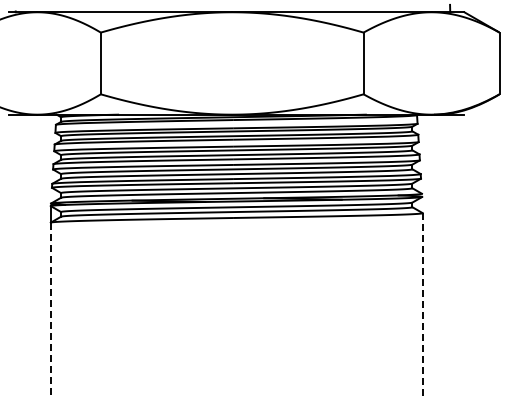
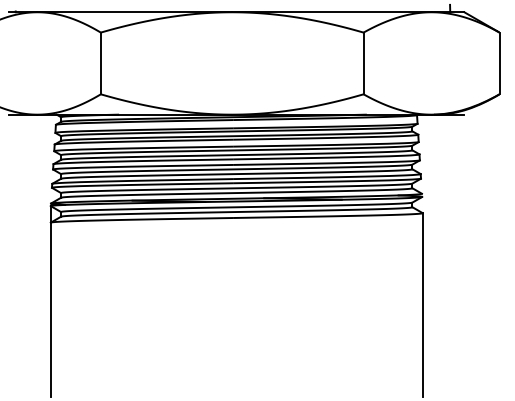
line: dashed -> solid (422, 305)
line: dashed -> solid (50, 310)
